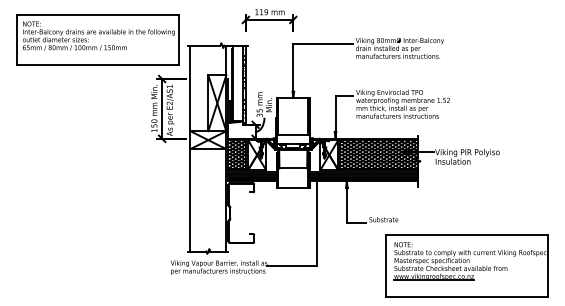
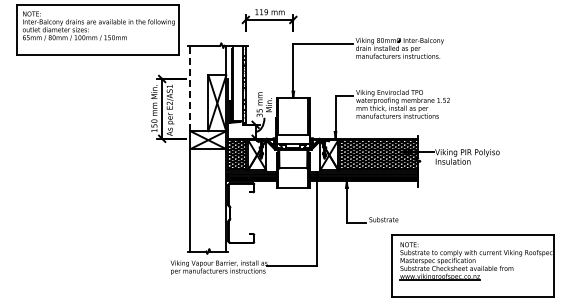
part position: (97, 39) -> (97, 29) (97, 29)
line: solid -> dashed (190, 88)
part position: (466, 265) -> (472, 265) (472, 265)
